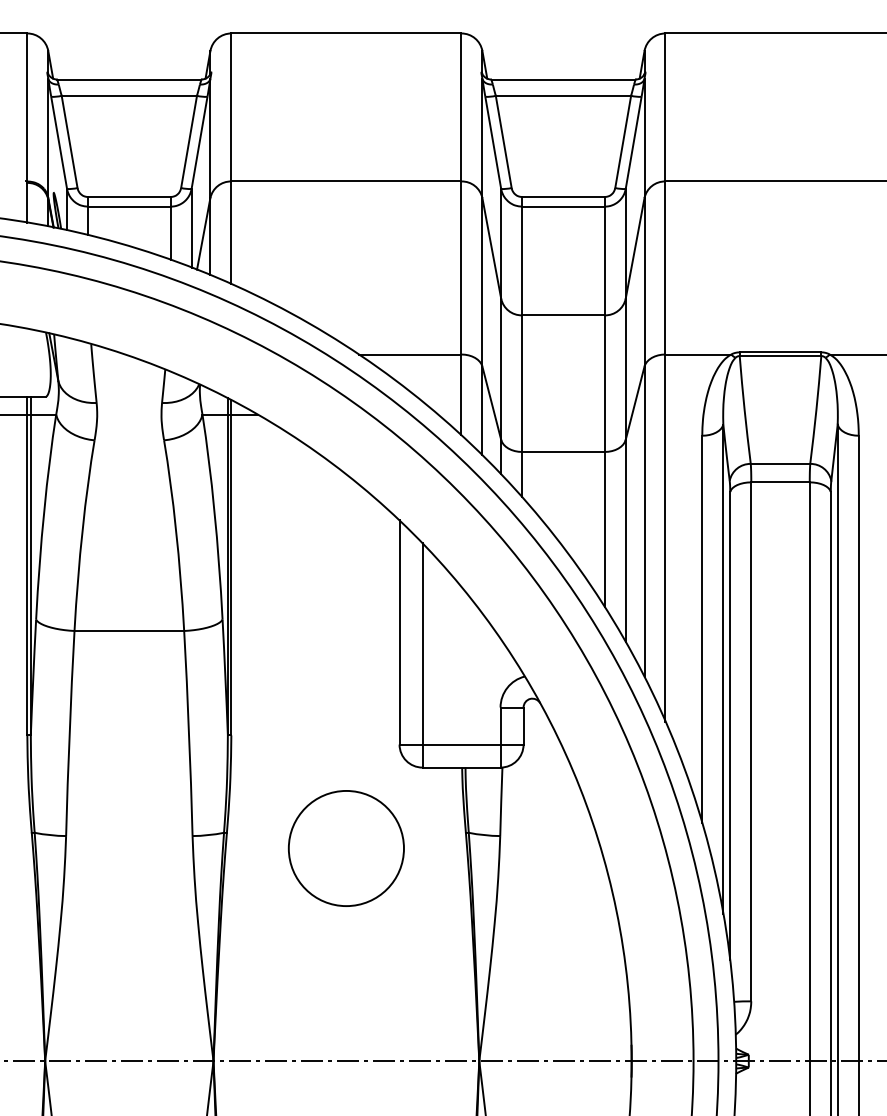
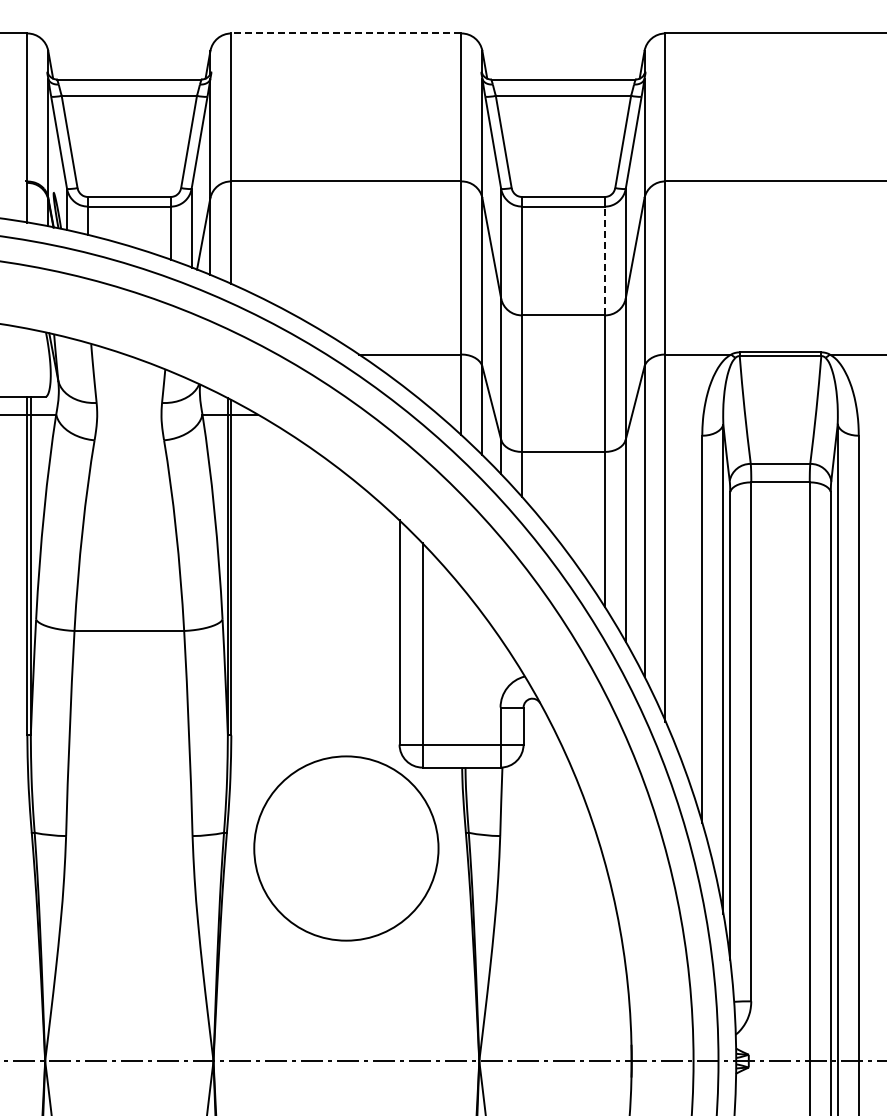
line: solid -> dashed (345, 33)
line: solid -> dashed (604, 260)
circle diameter: 115 px -> 184 px (346, 848)
